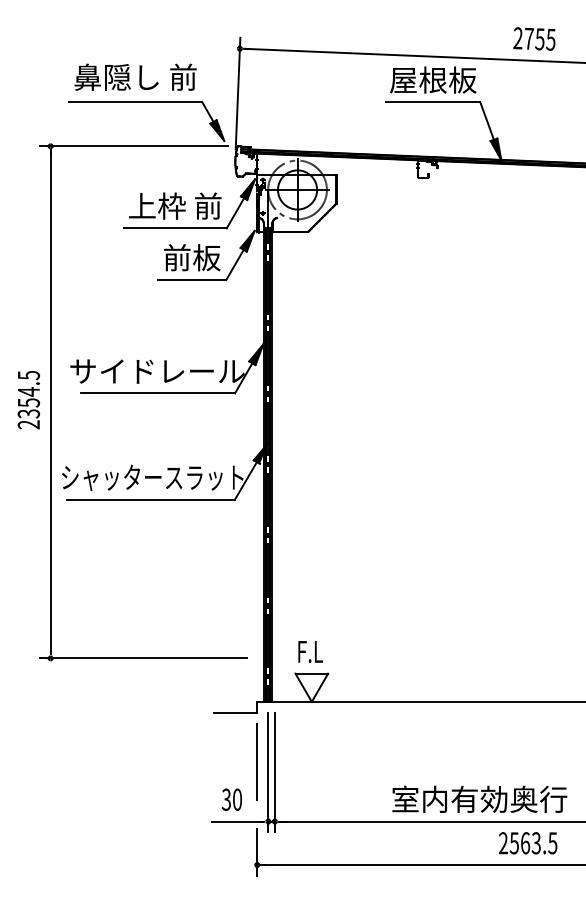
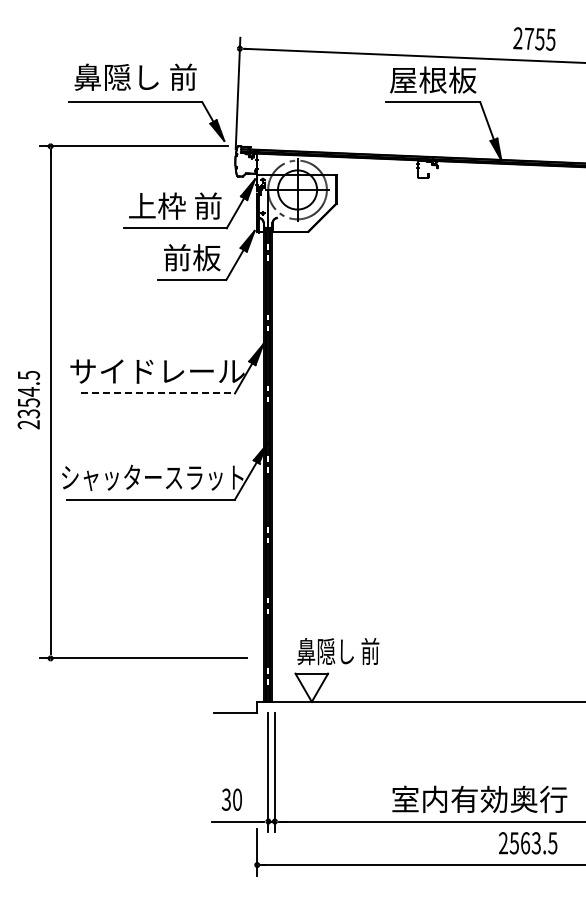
line: solid -> dashed (158, 393)
text: F.L -> 鼻隠し 前 (338, 651)
line: present -> none (257, 761)
